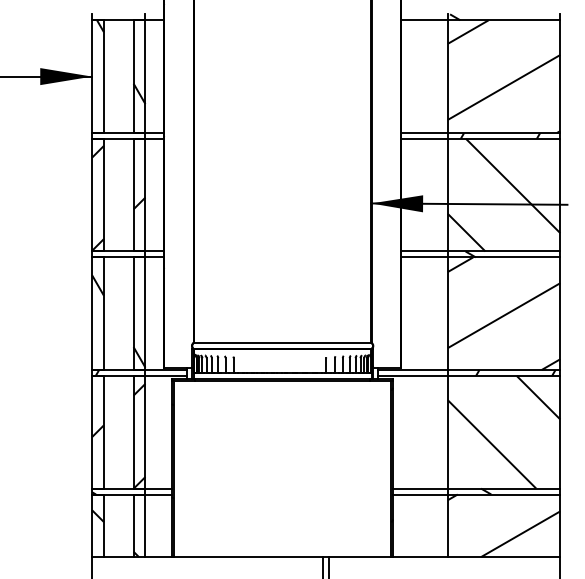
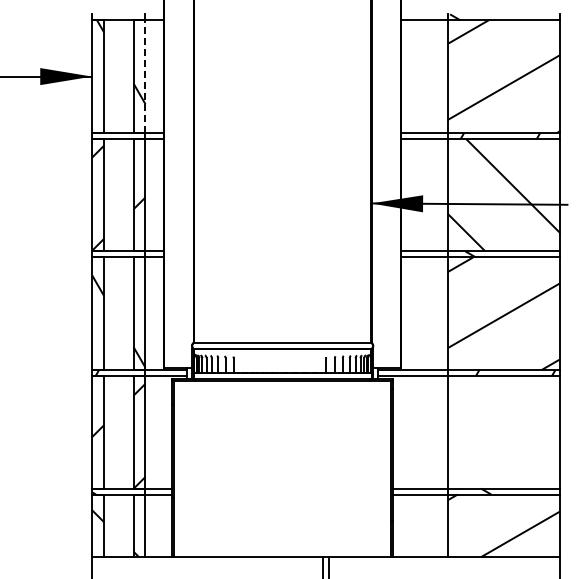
line: solid -> dashed (145, 76)
hatch: present -> none (503, 431)
